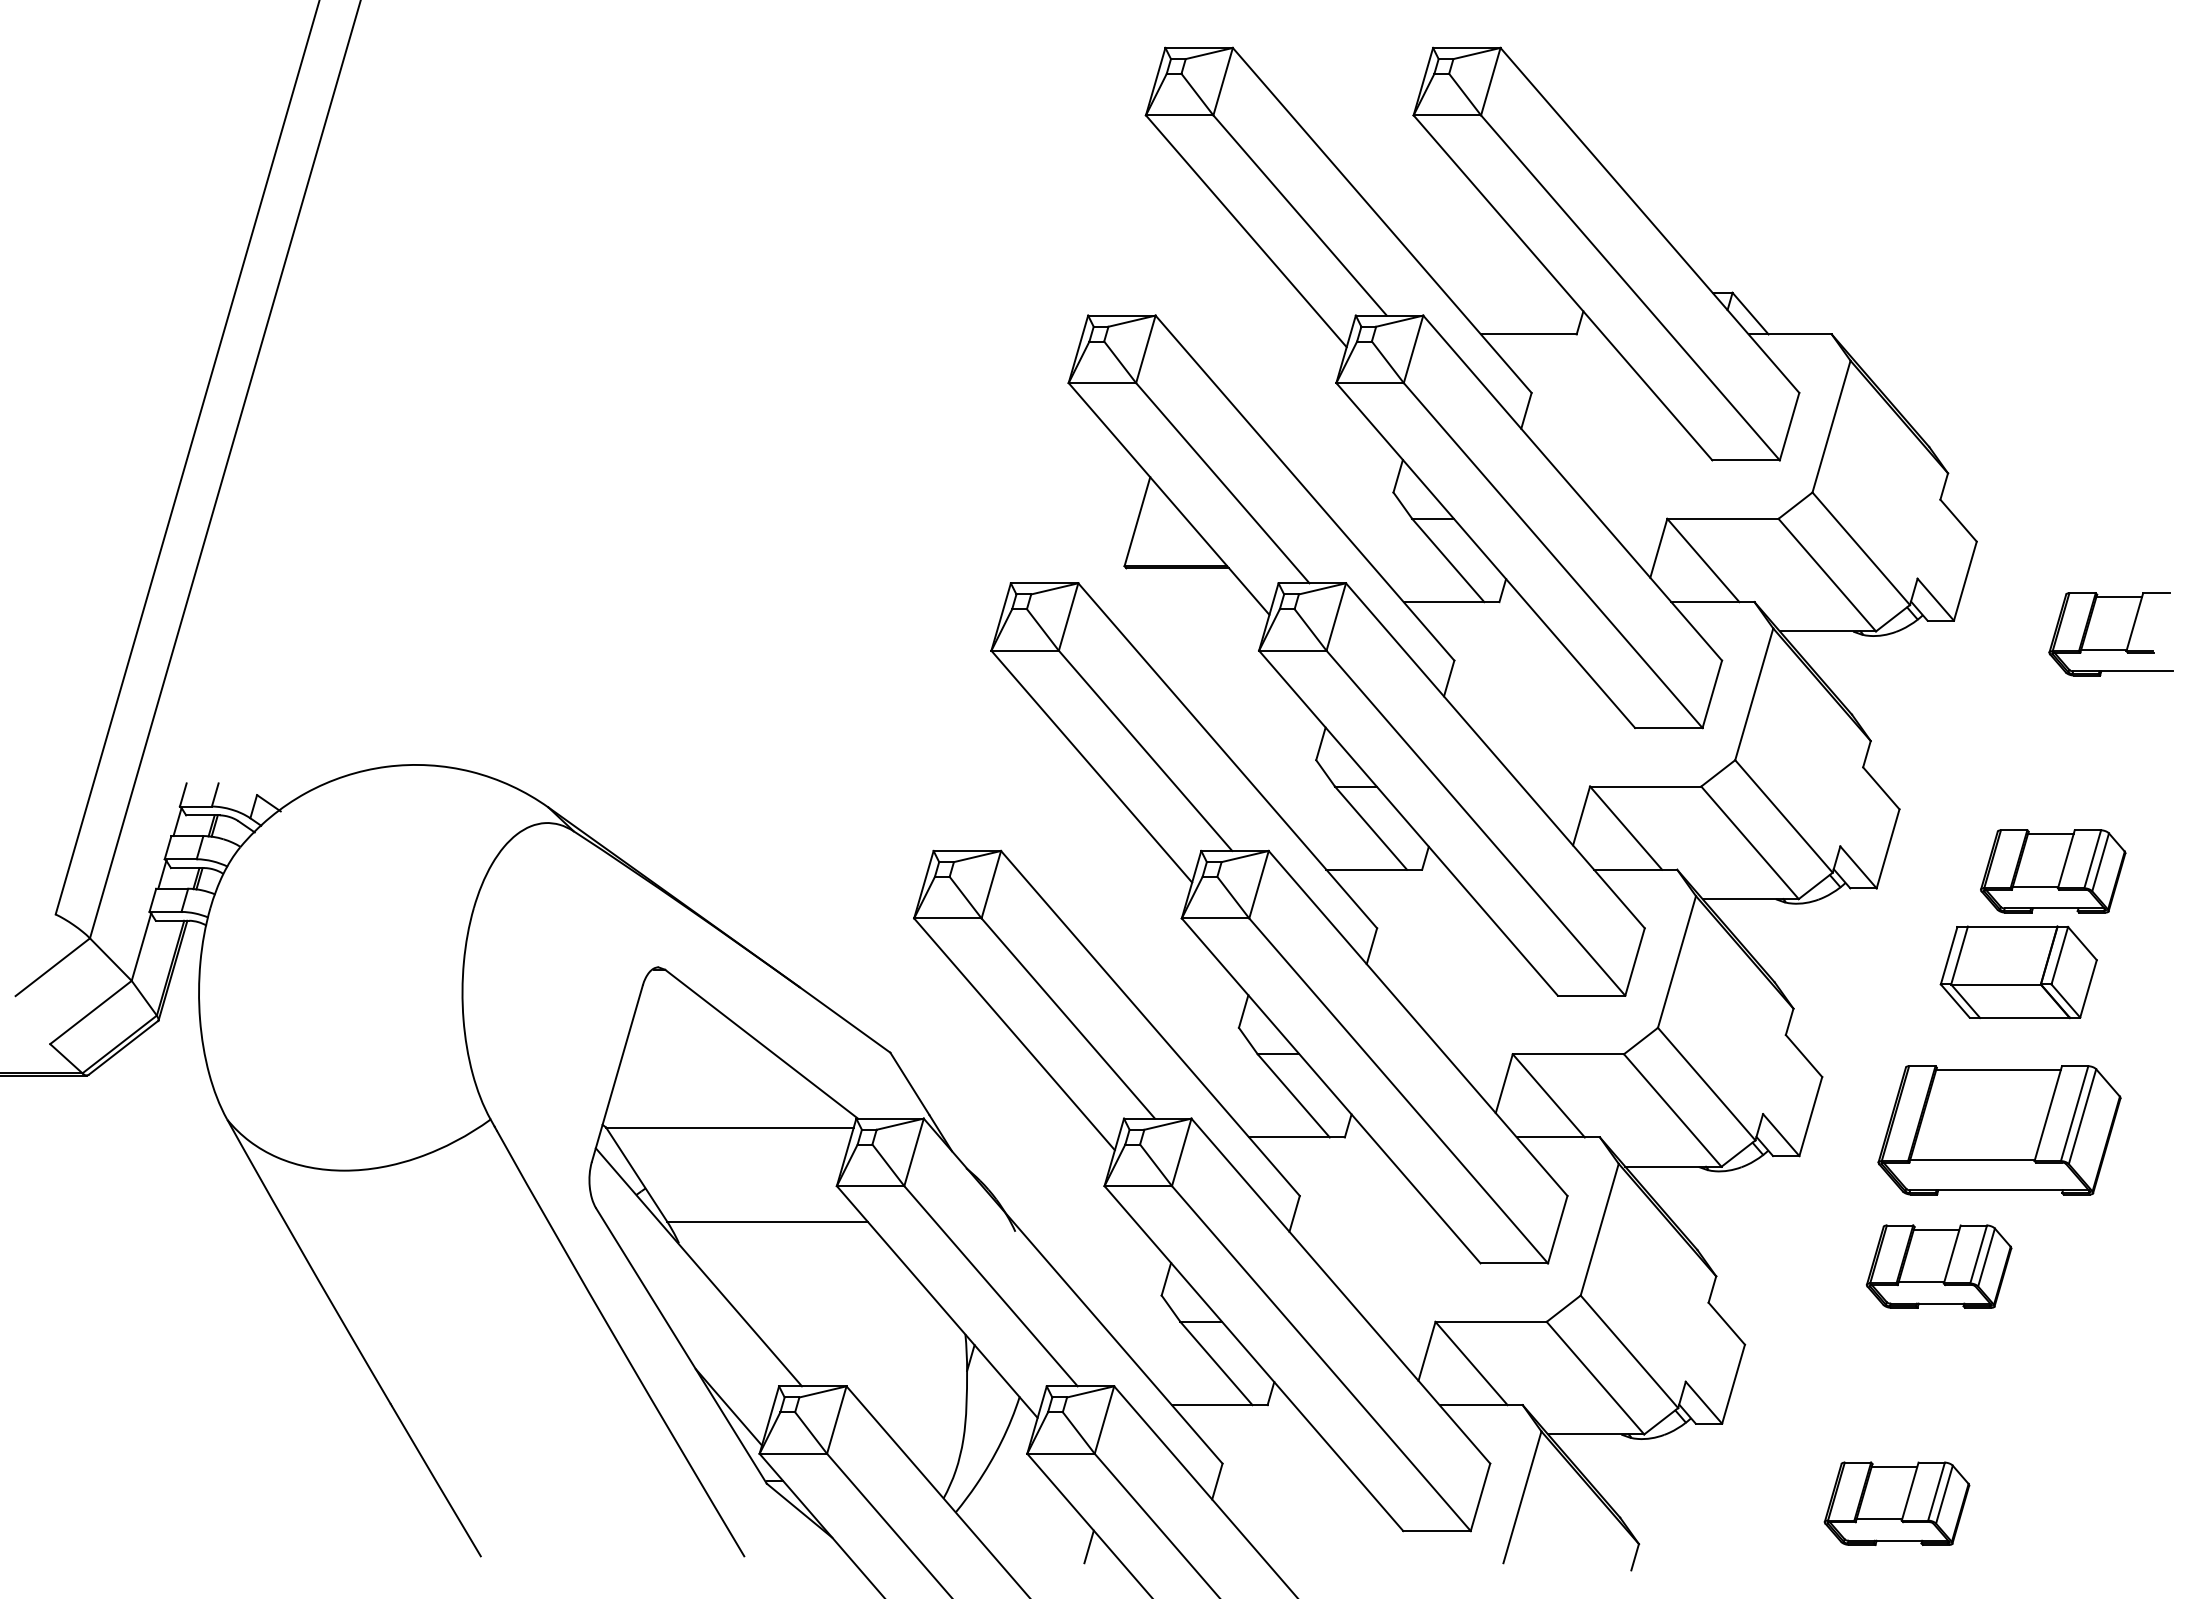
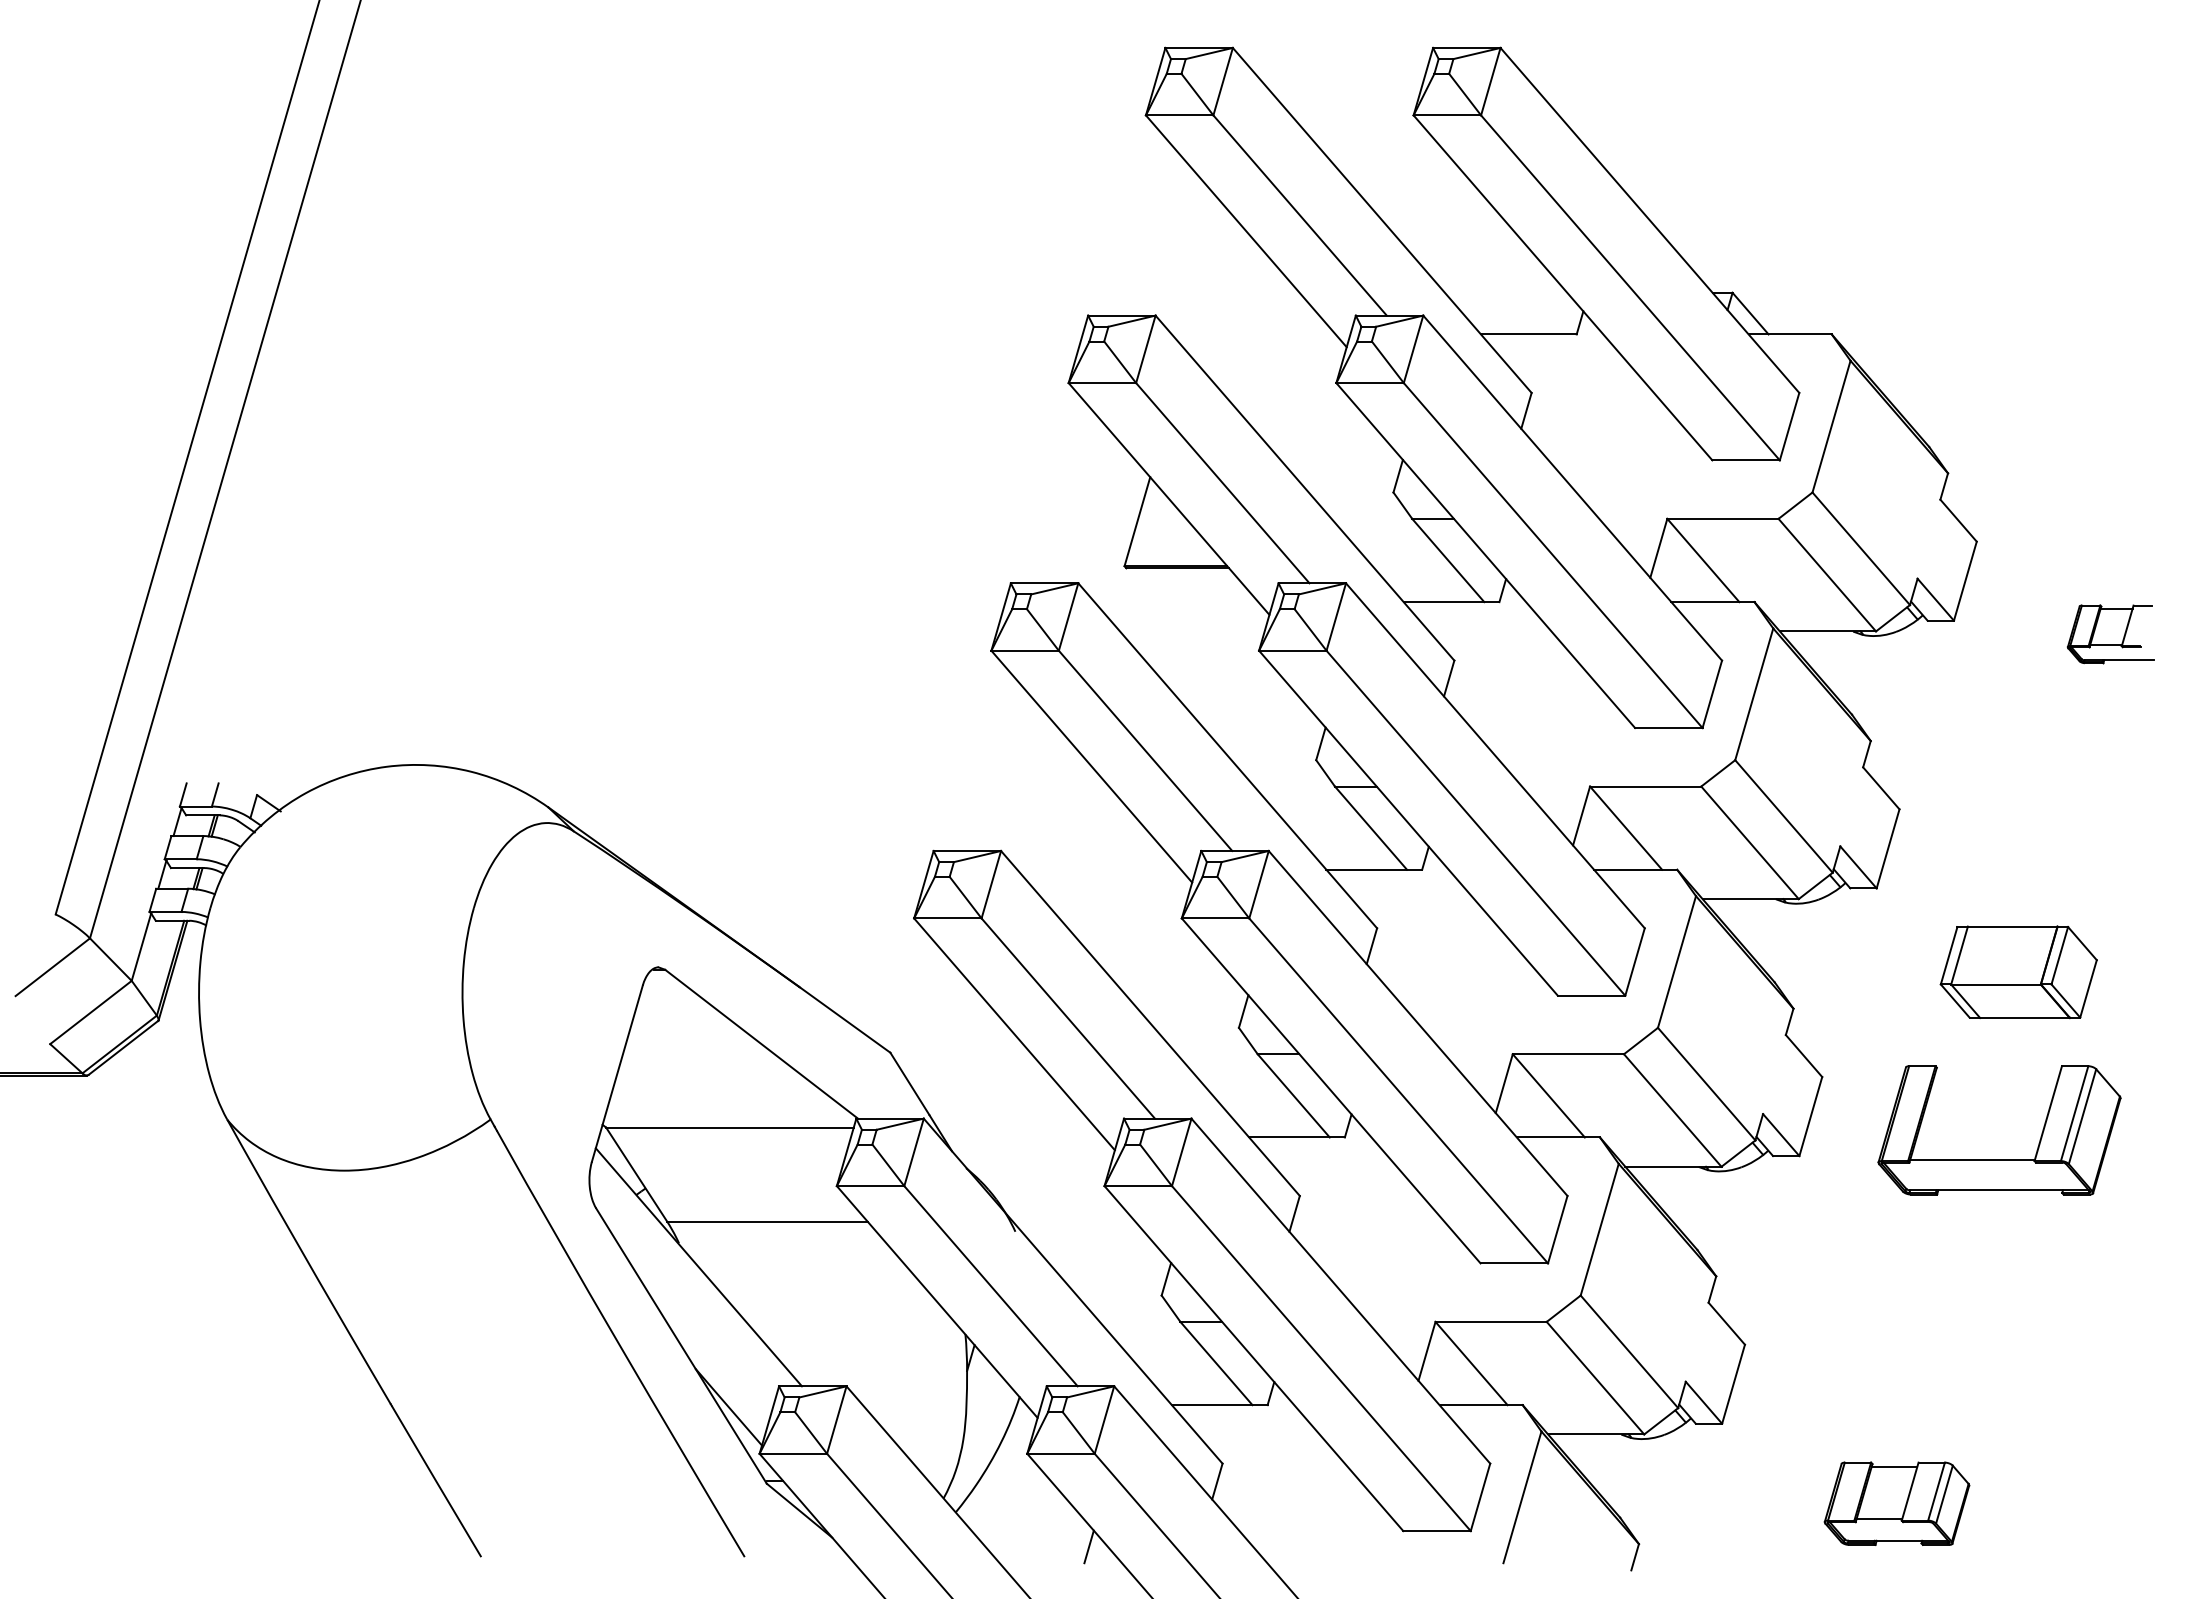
part size: 126x85 px -> 89x61 px (2110, 634)
part: present -> none (2053, 871)
line: present -> none (1998, 1070)
part: present -> none (1938, 1266)
